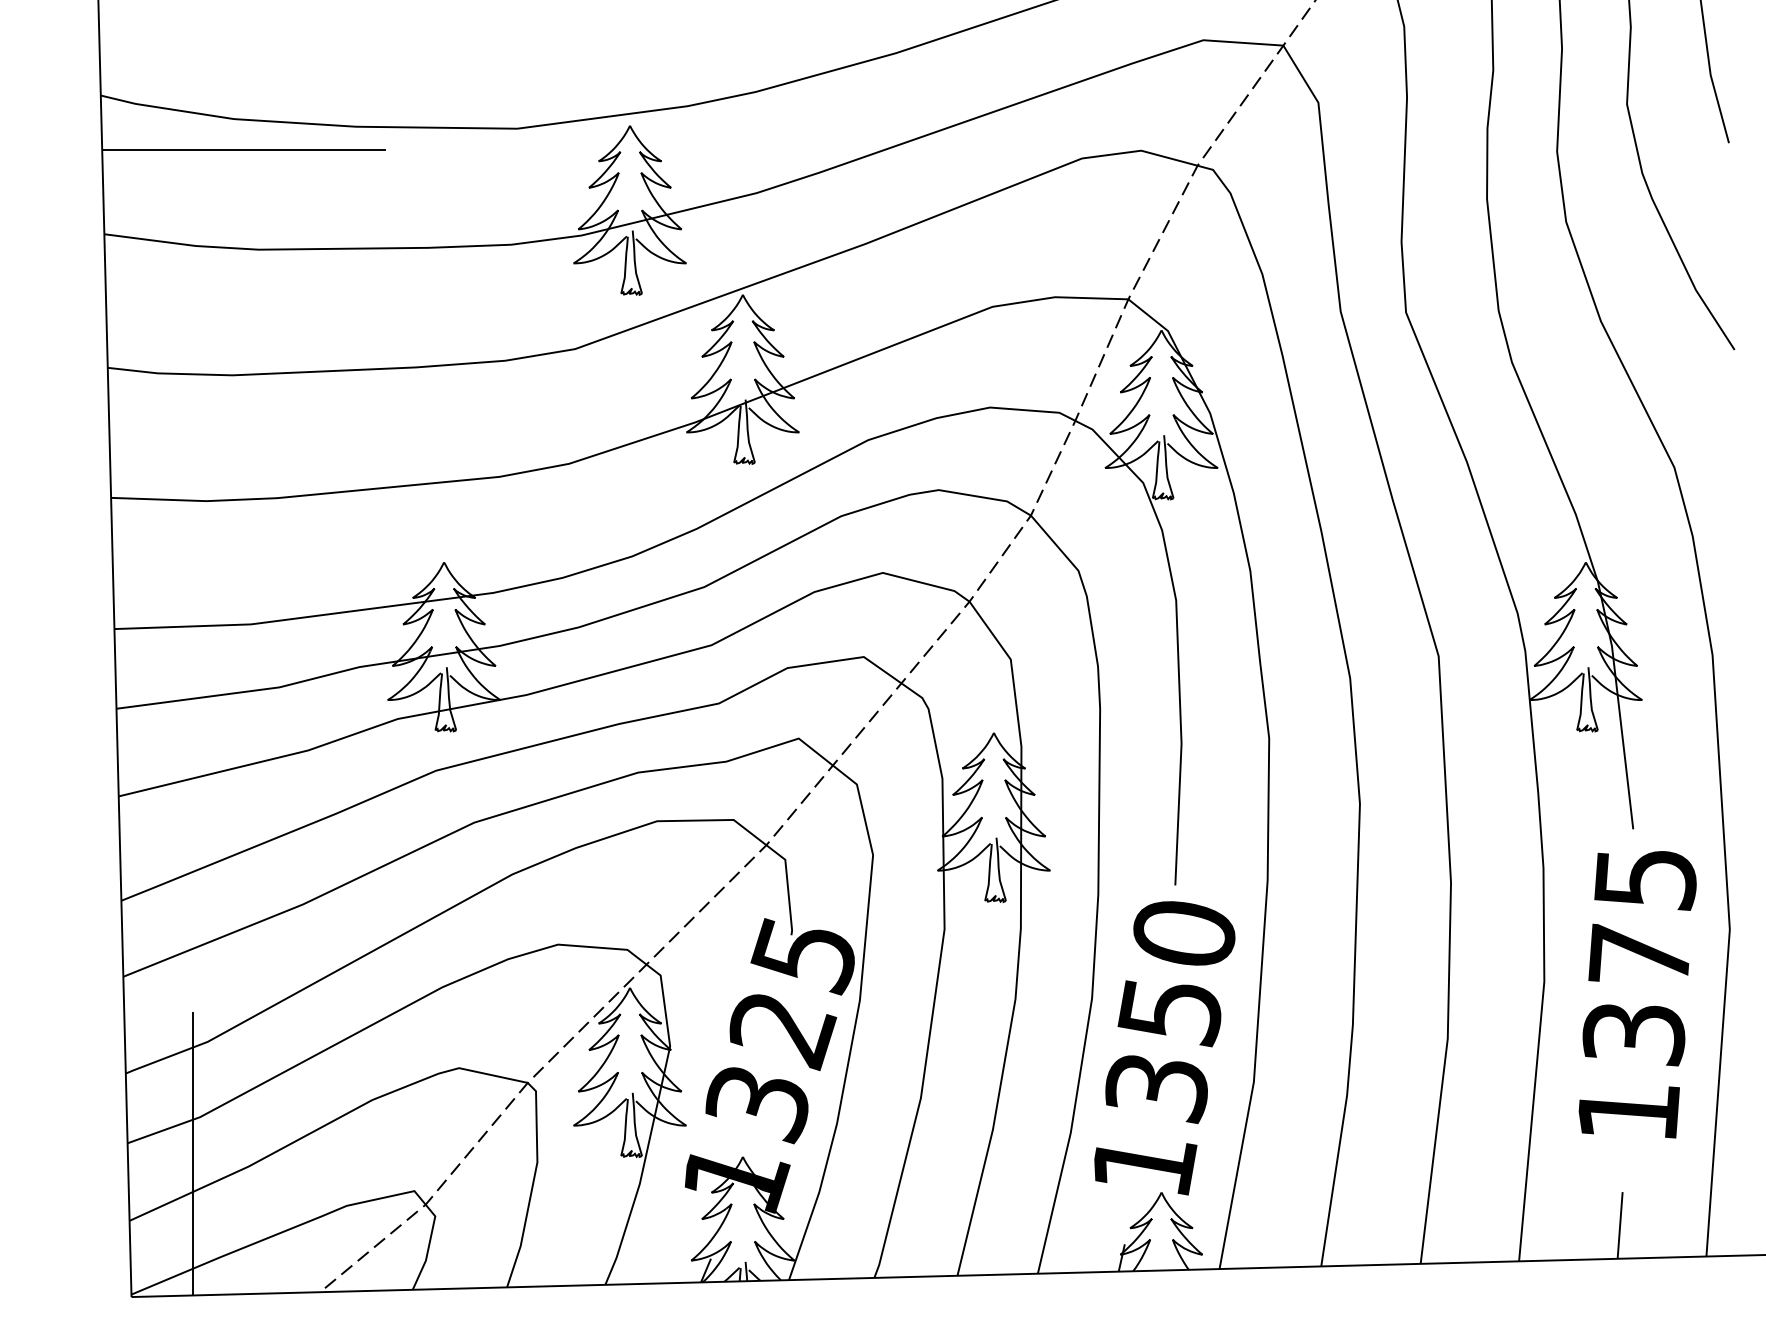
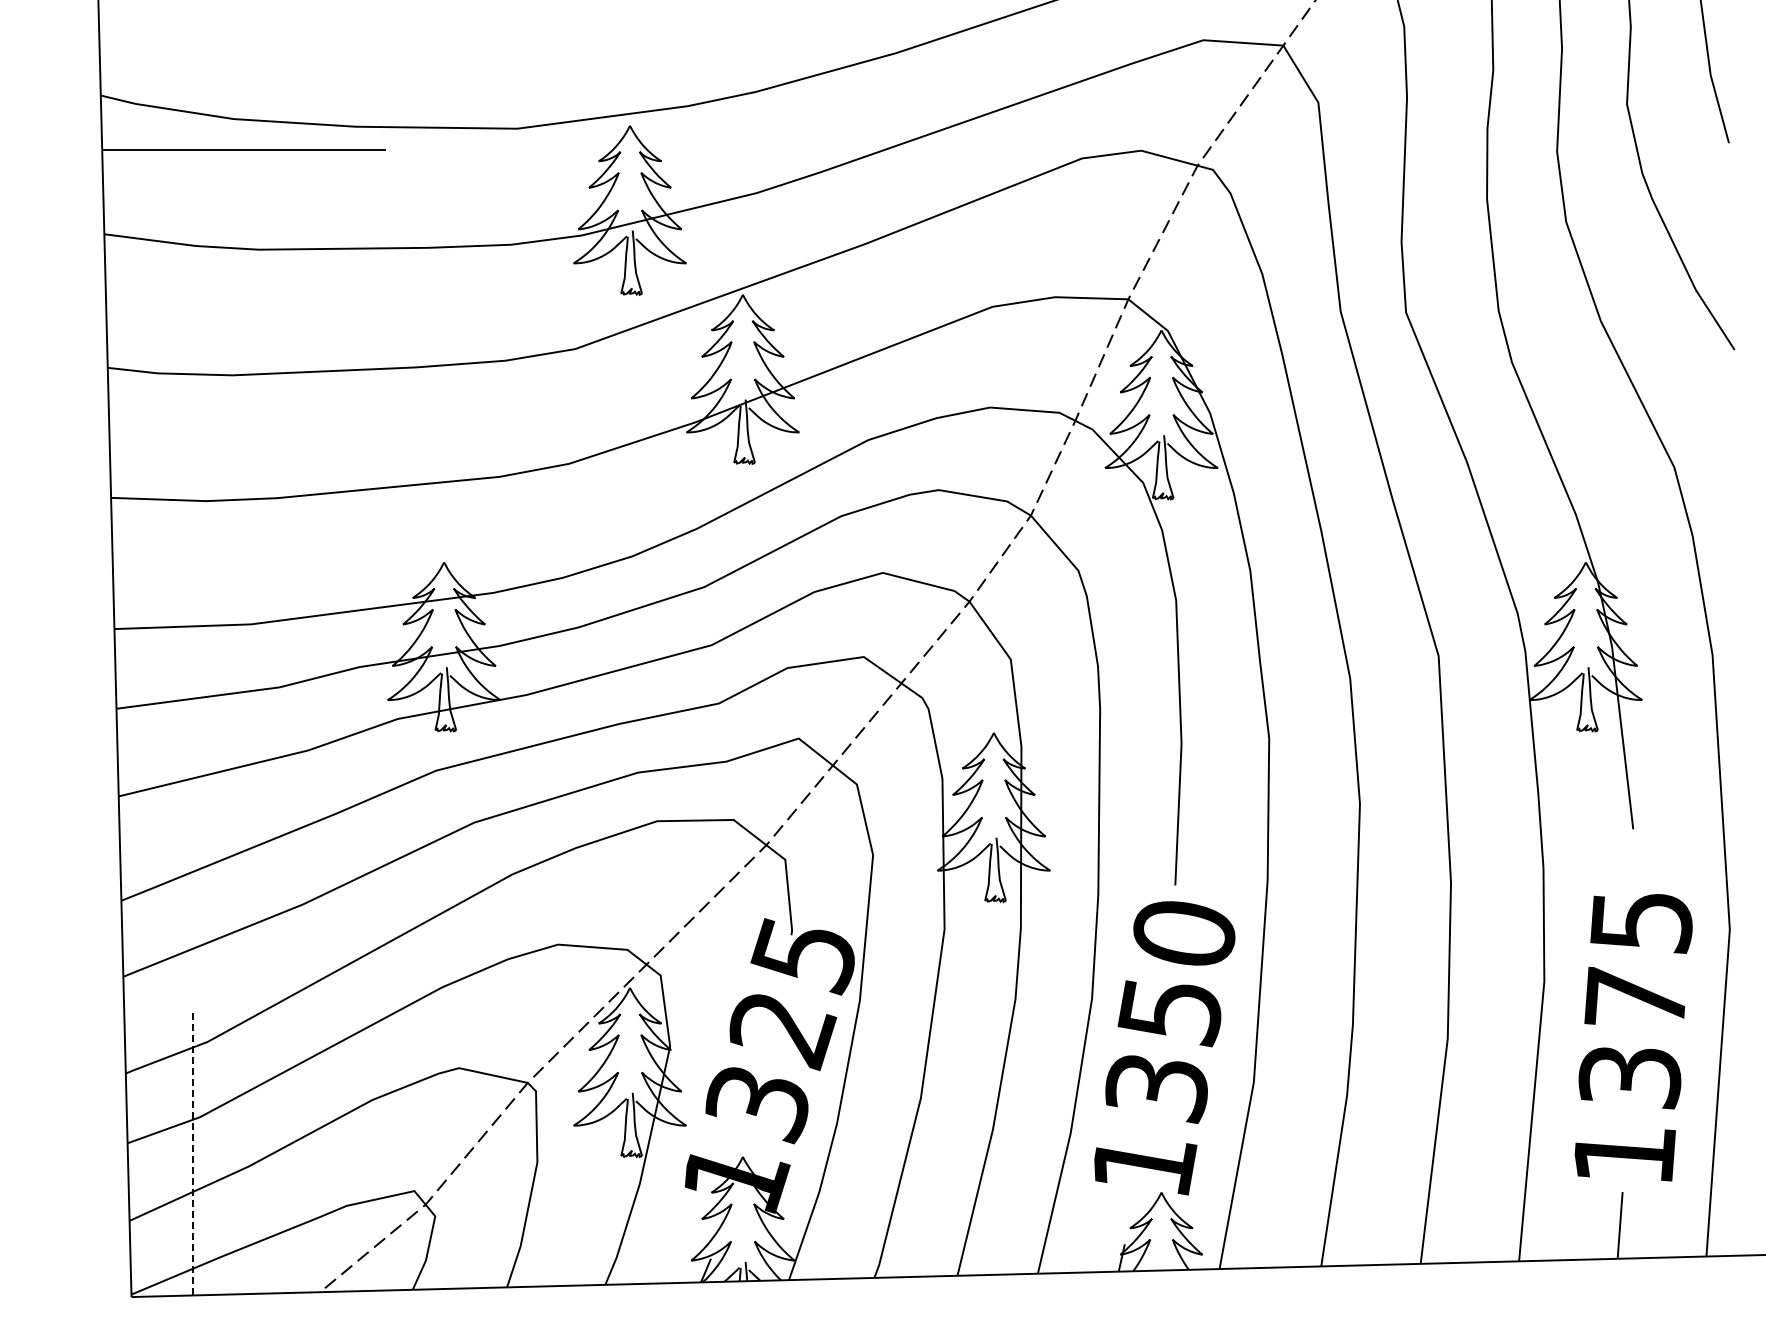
text position: (1637, 994) -> (1633, 1037) (1633, 1037)
line: solid -> dashed (193, 1153)
